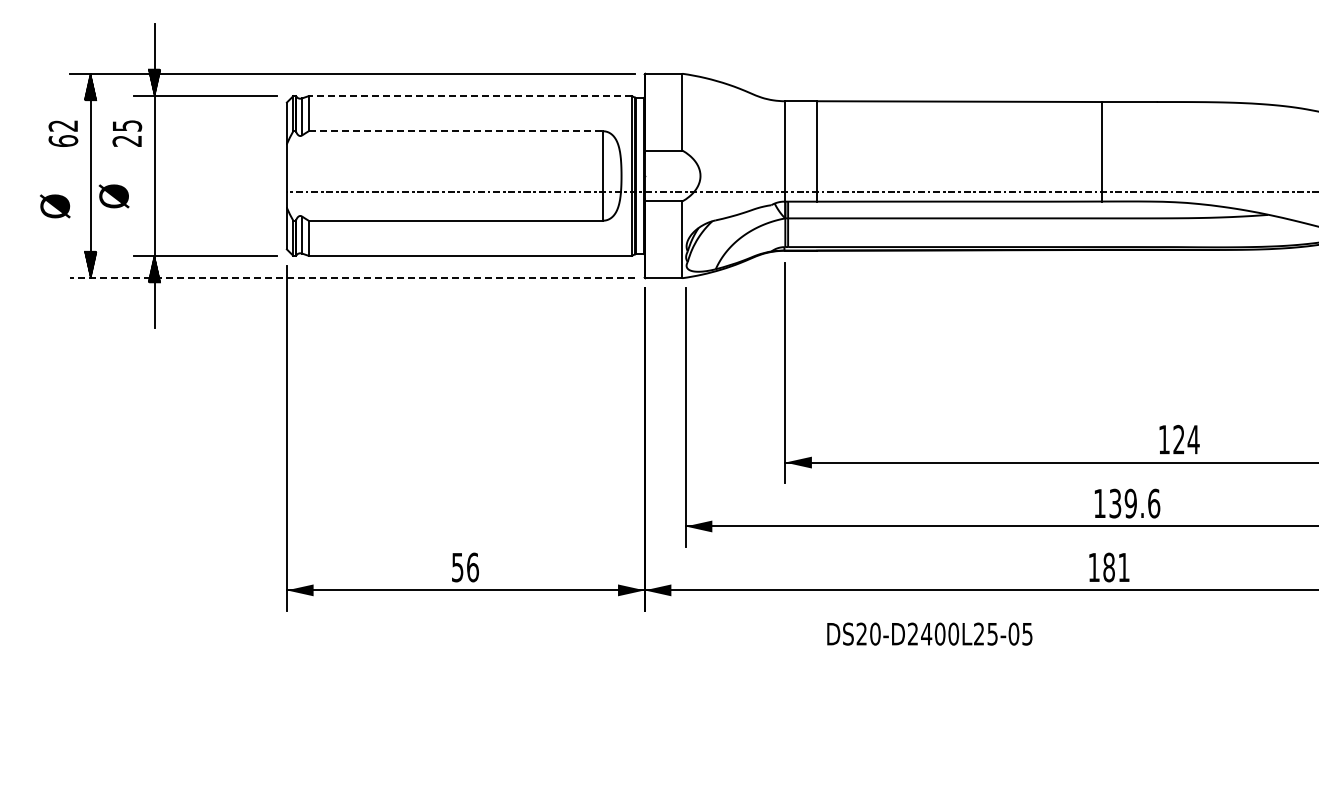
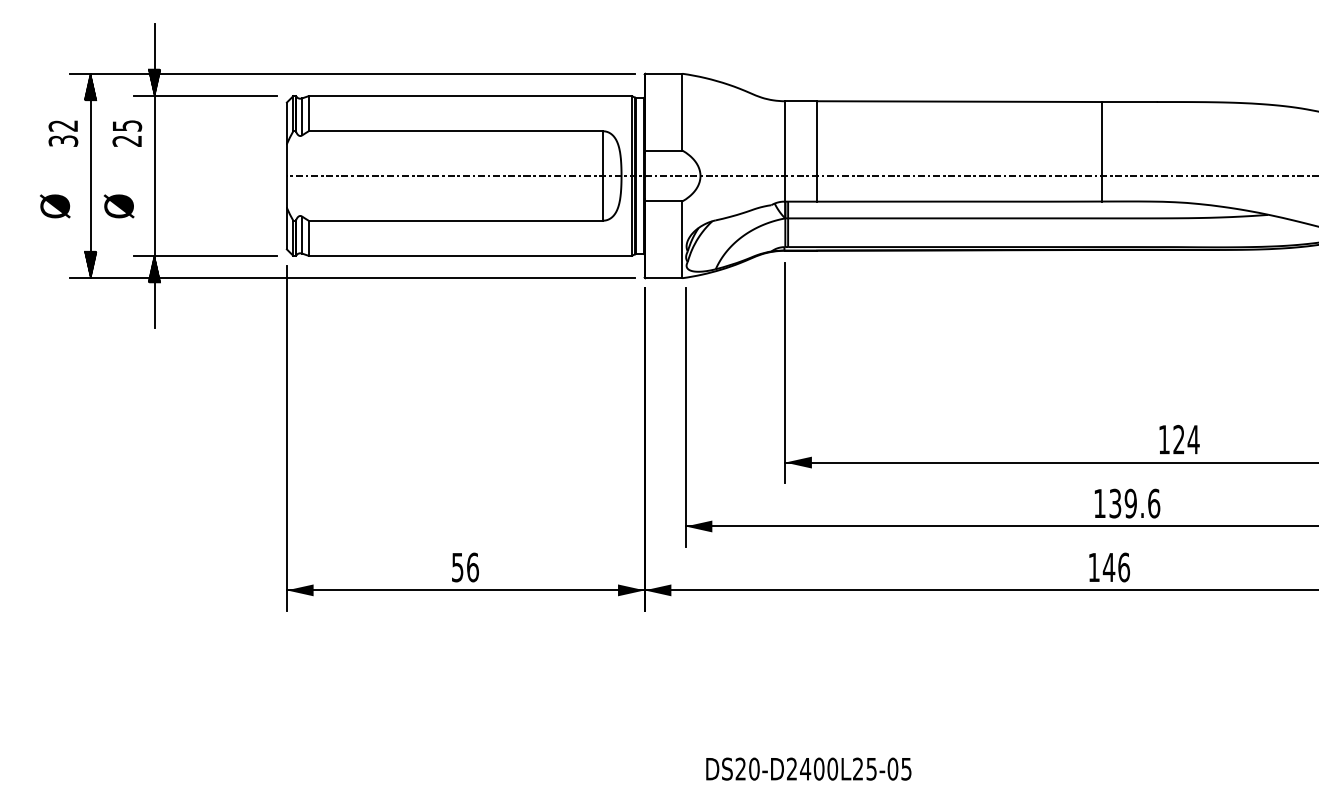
line: dashed -> solid (470, 96)
line: dashed -> solid (456, 131)
text: 62 -> 32 (63, 140)
line position: (800, 192) -> (800, 176) (800, 176)
text position: (113, 196) -> (118, 206) (118, 206)
line: dashed -> solid (351, 278)
text: 181 -> 146 (1116, 567)
text position: (929, 633) -> (808, 768) (808, 768)
